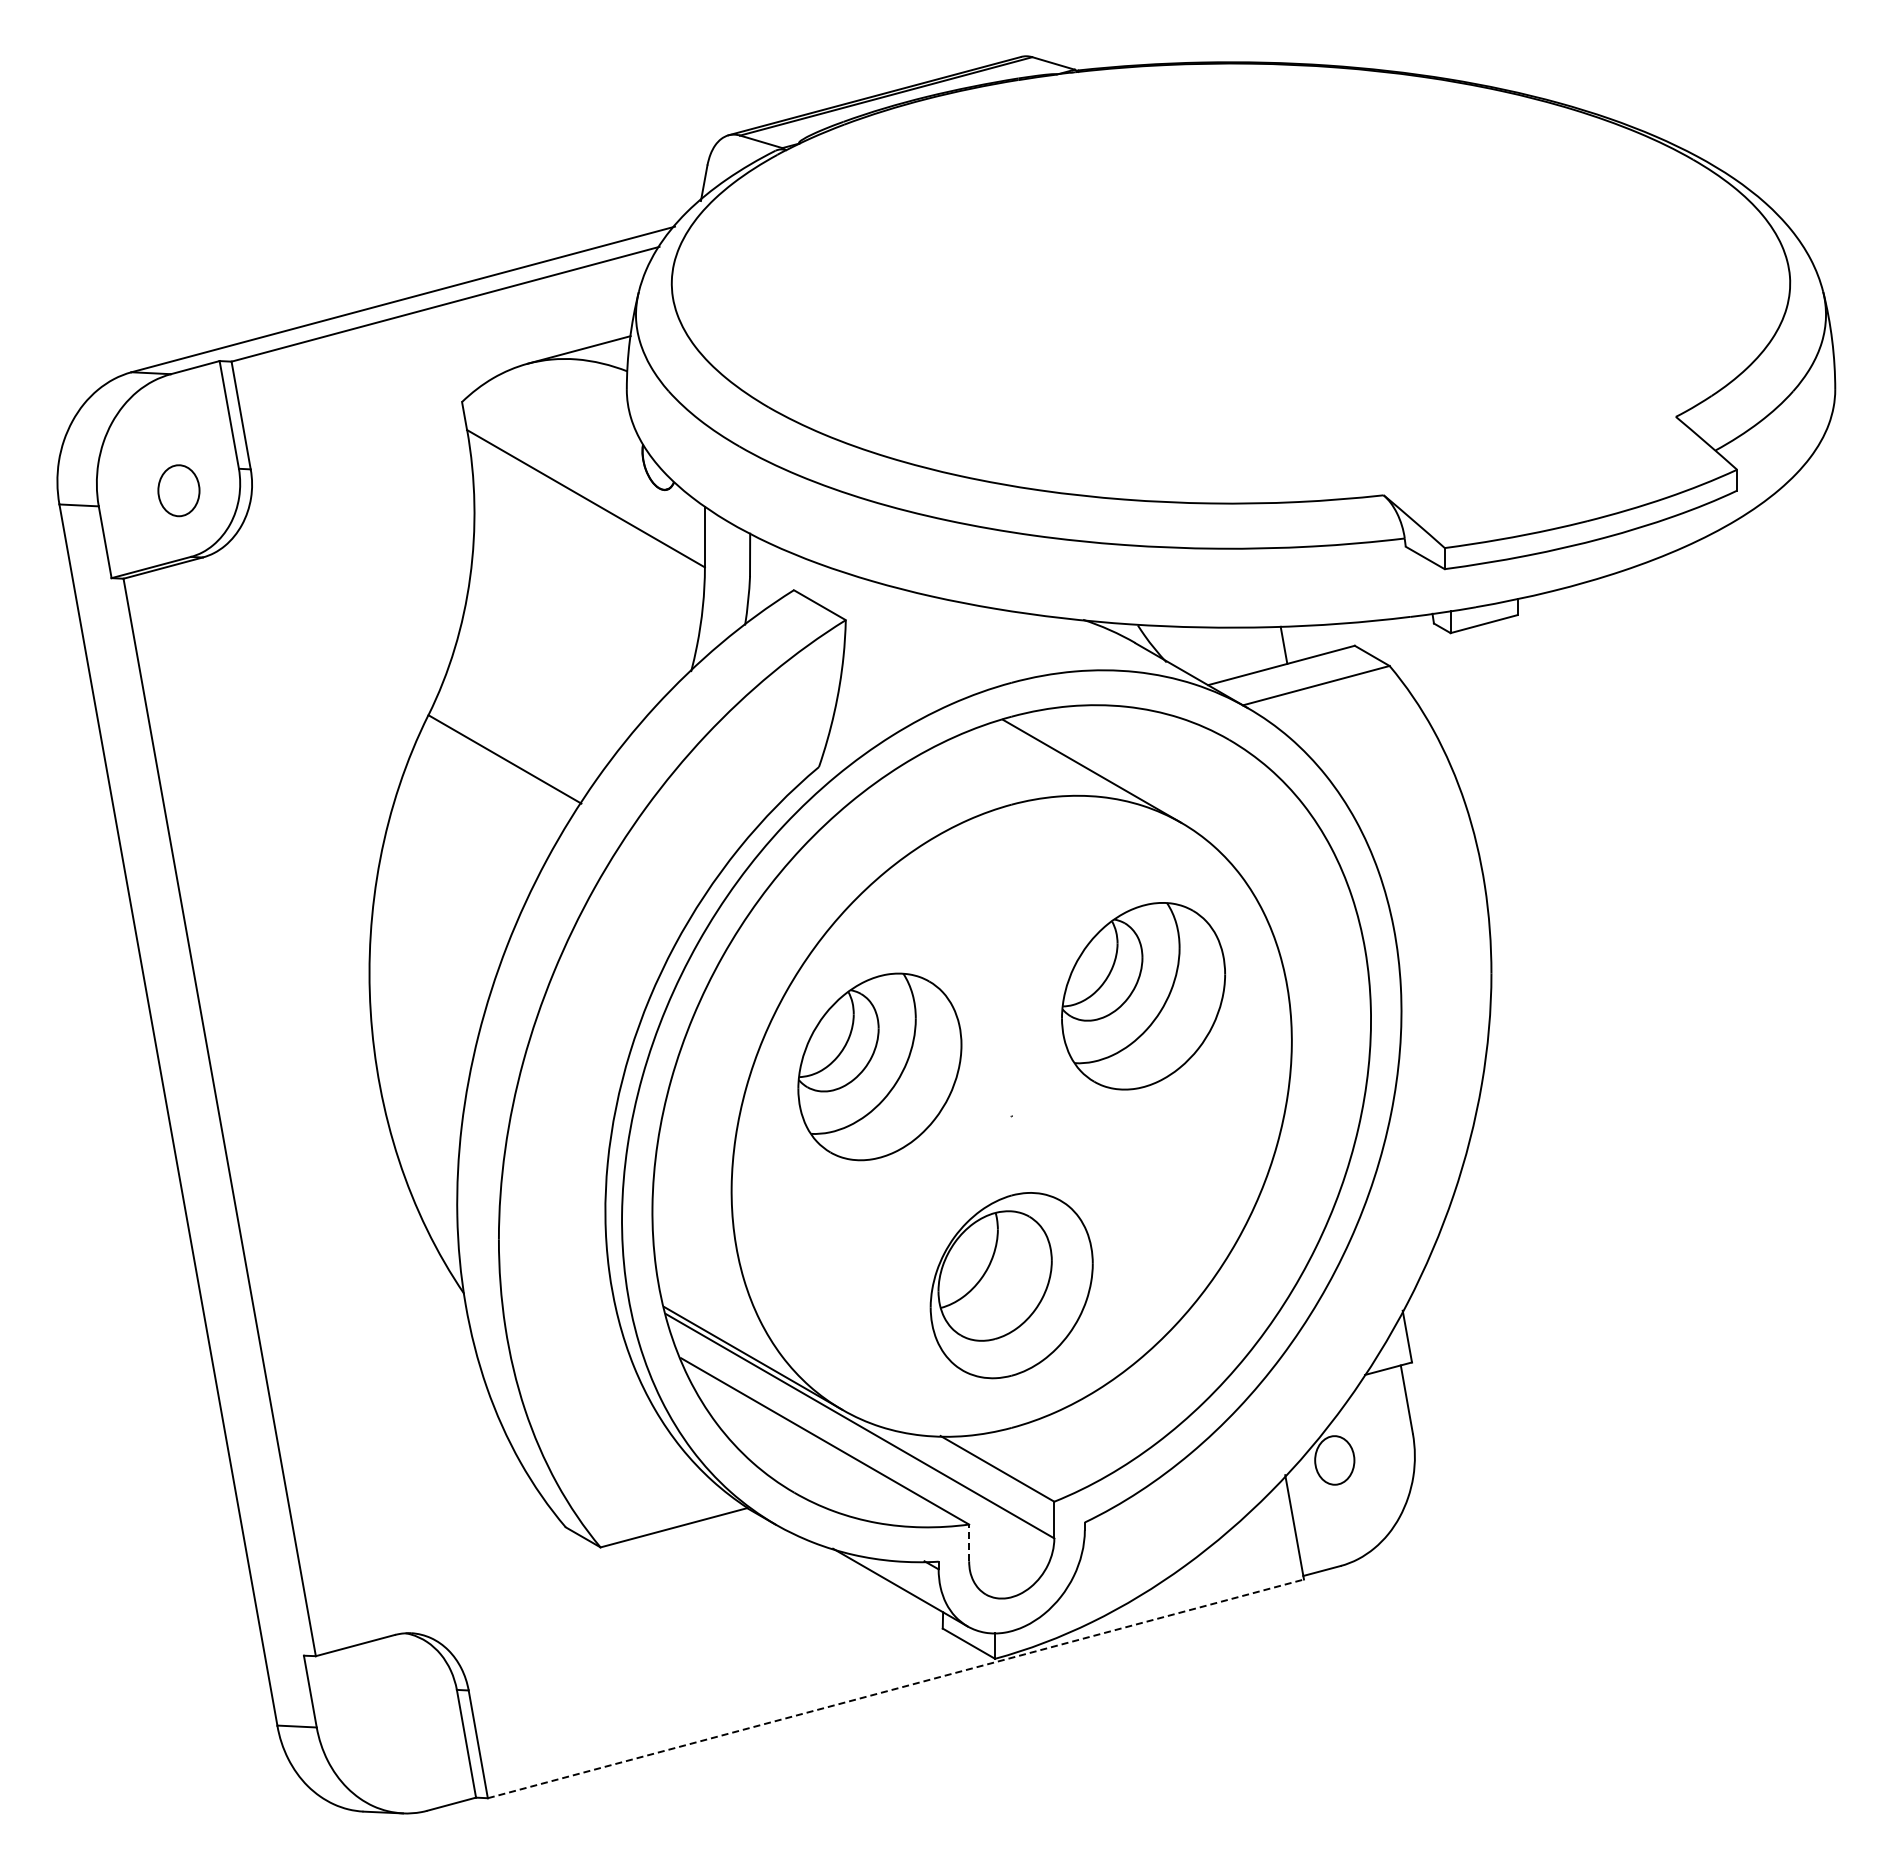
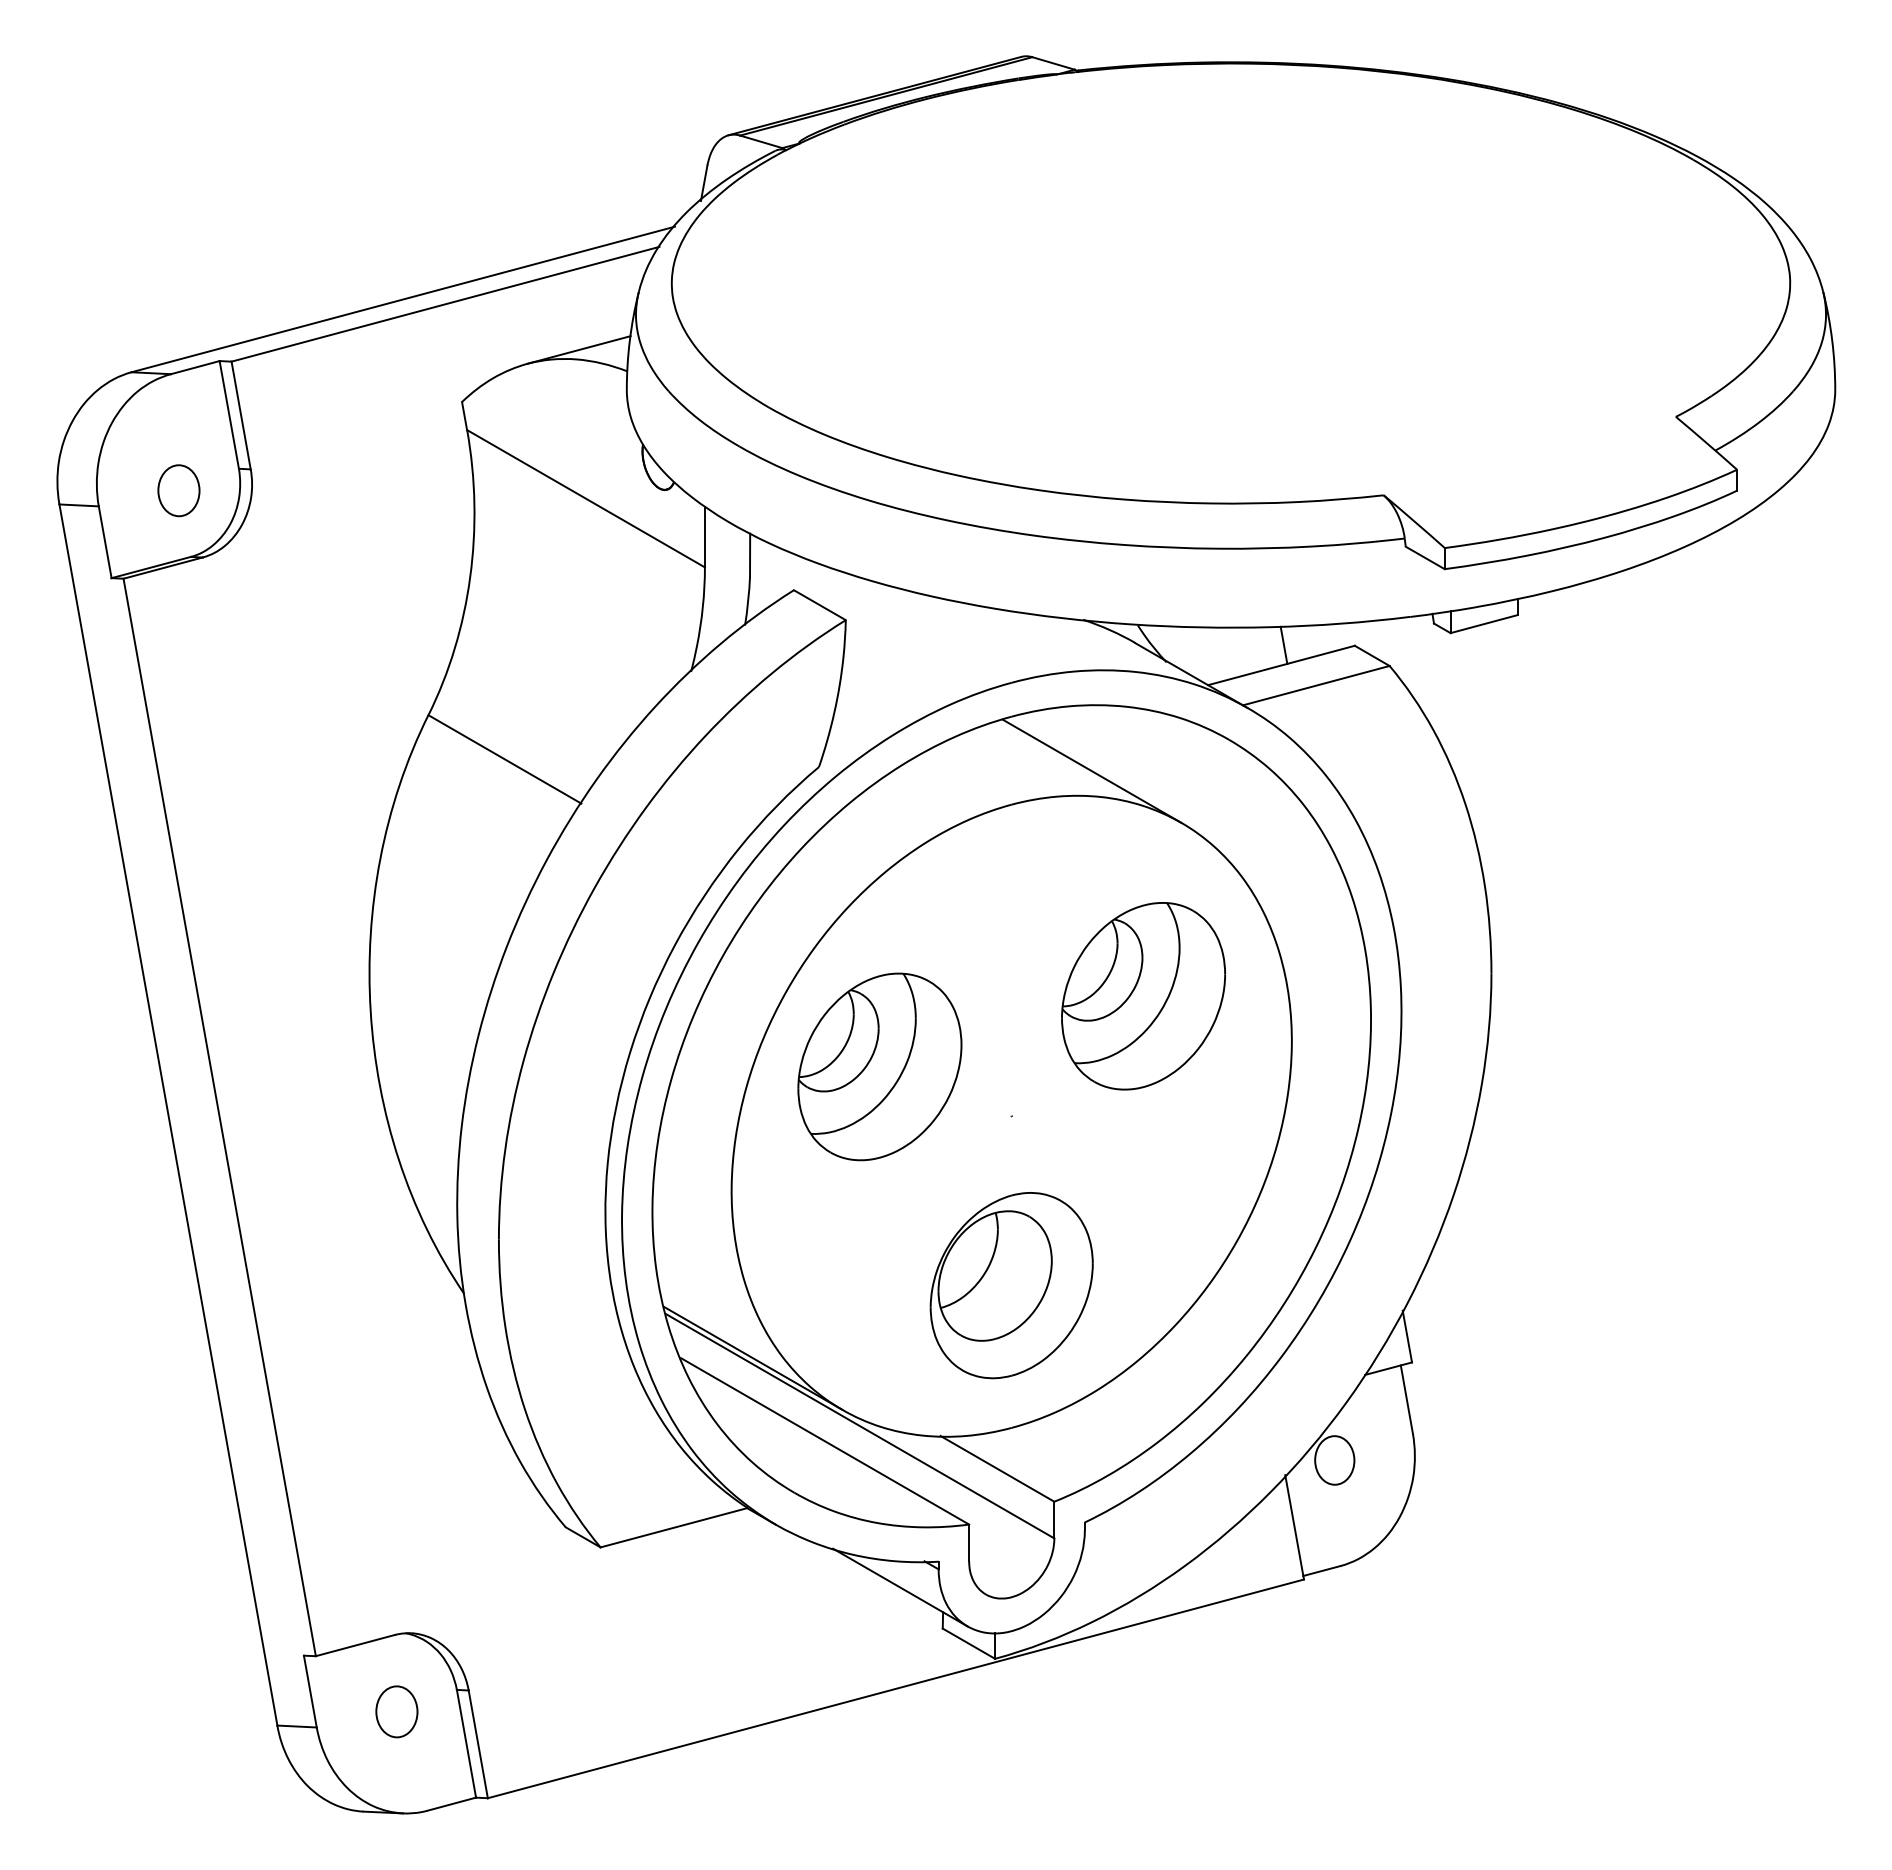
line: dashed -> solid (969, 1542)
line: dashed -> solid (896, 1688)
part: none -> present (396, 1711)
